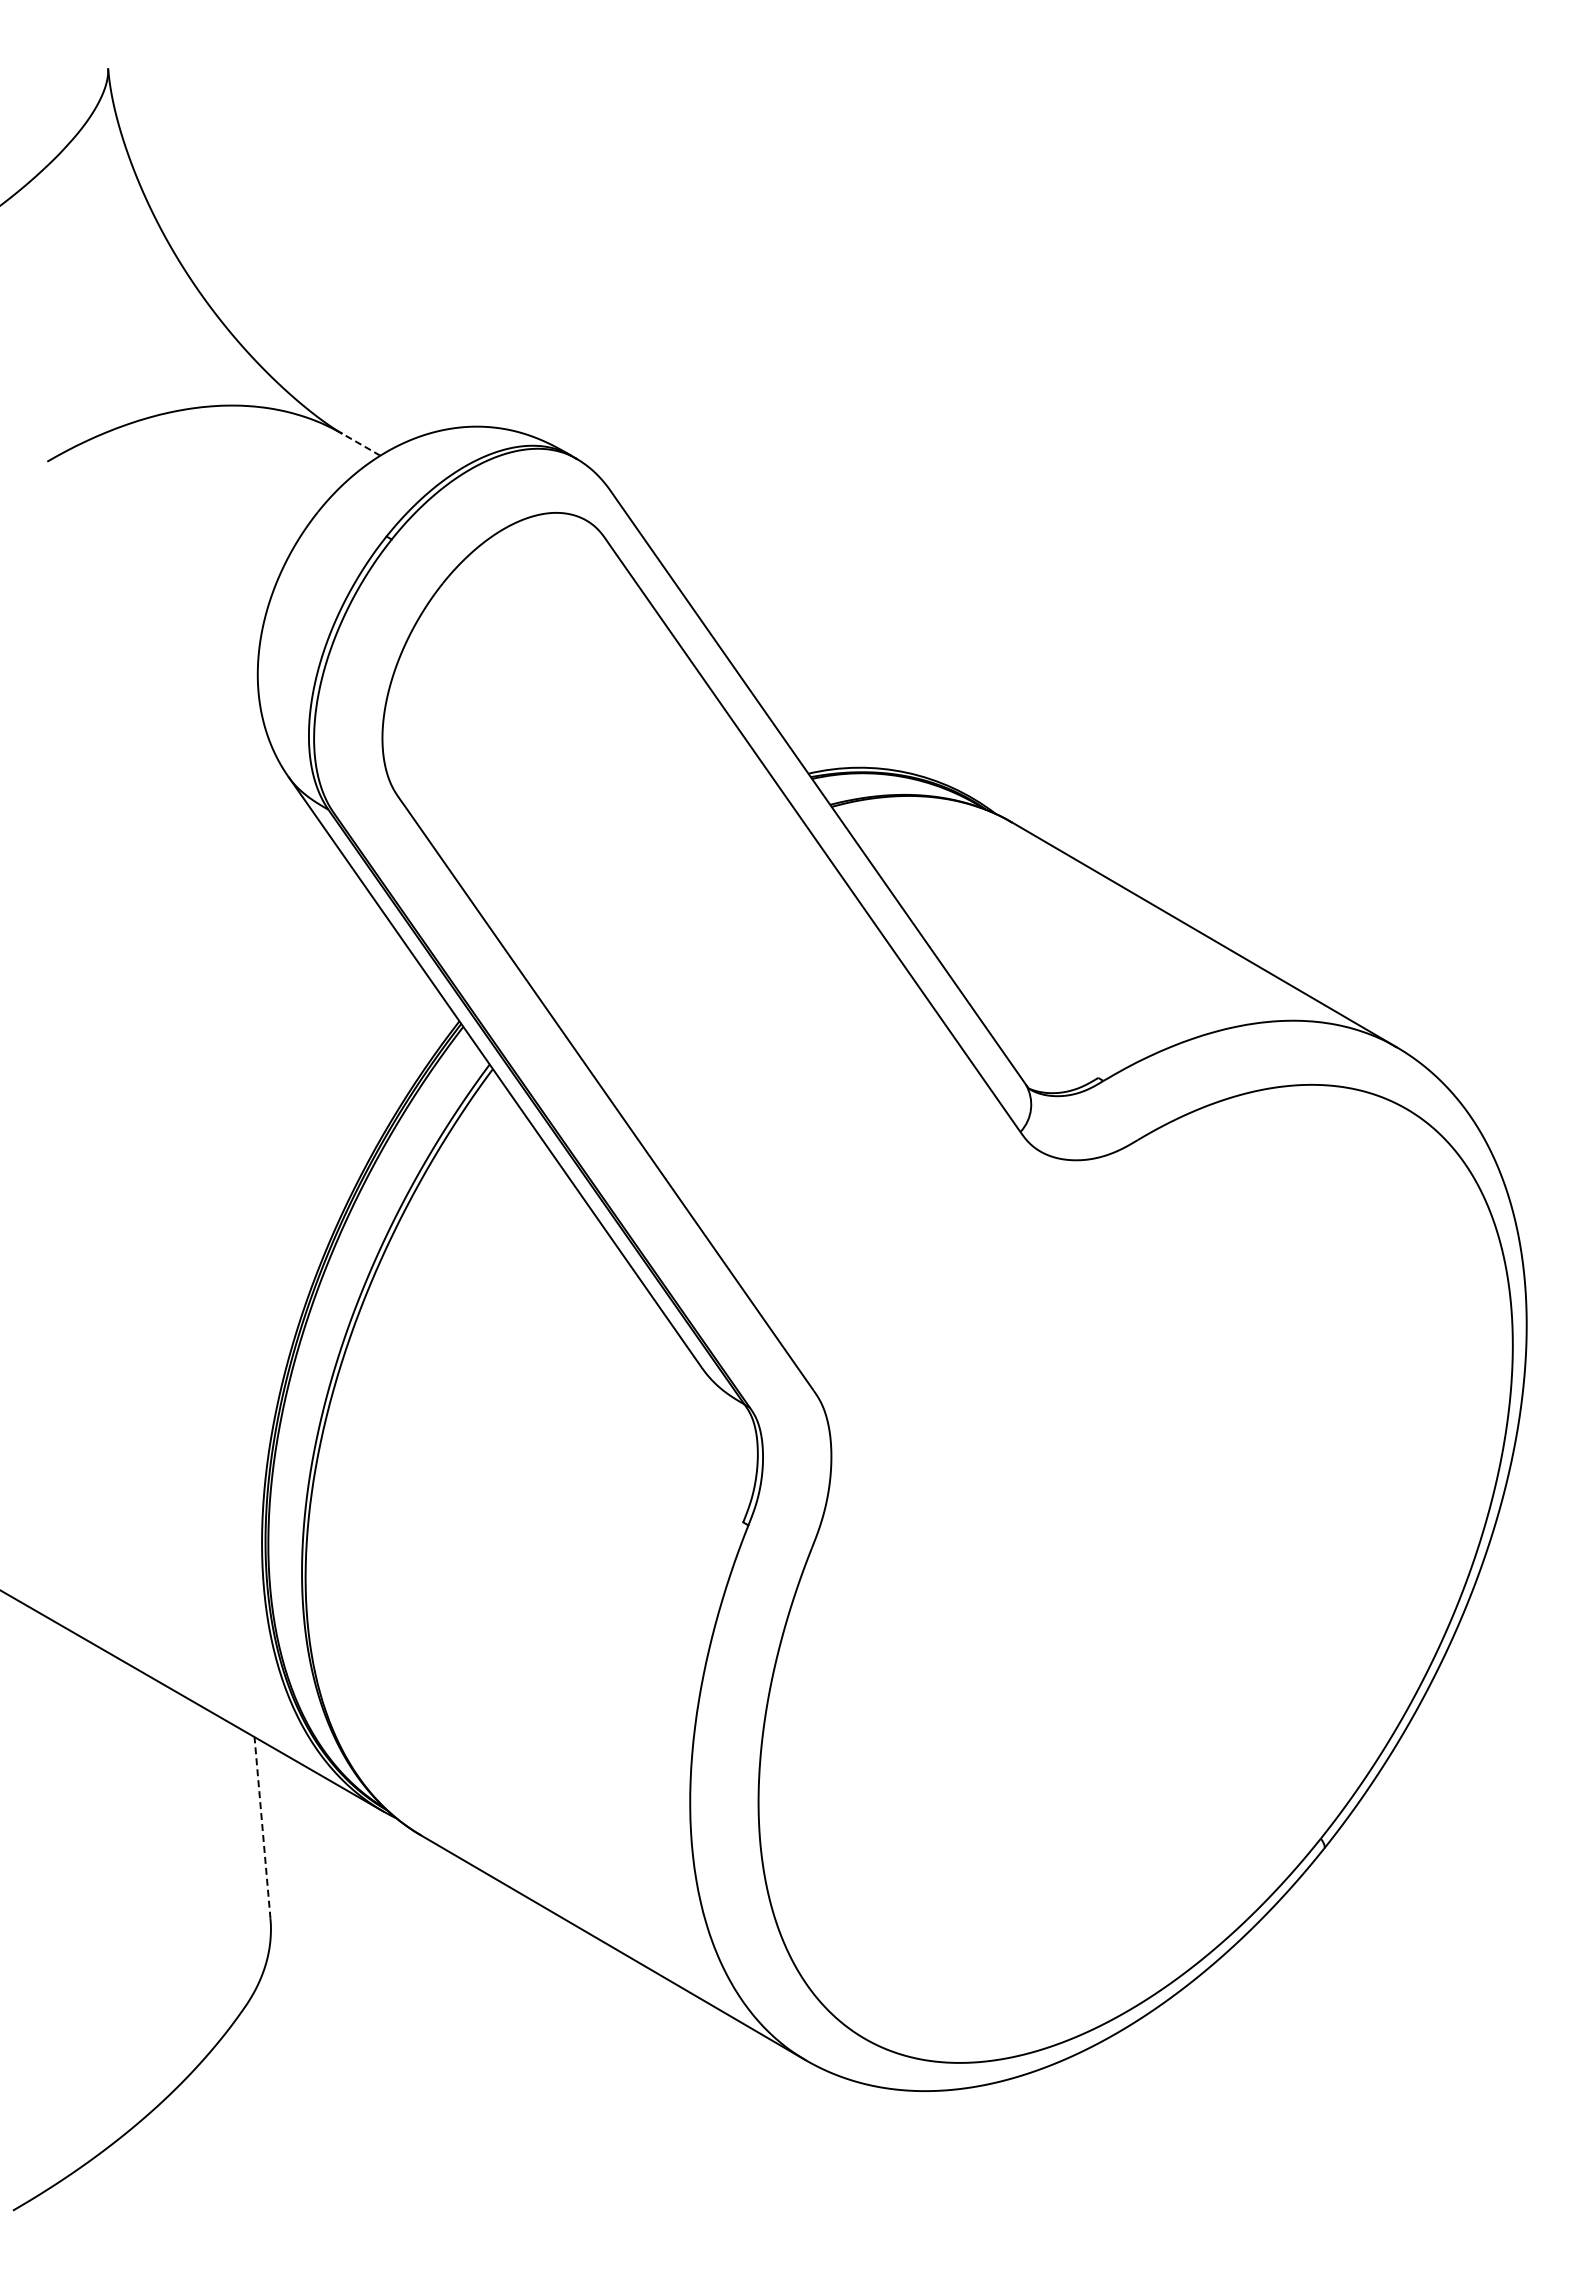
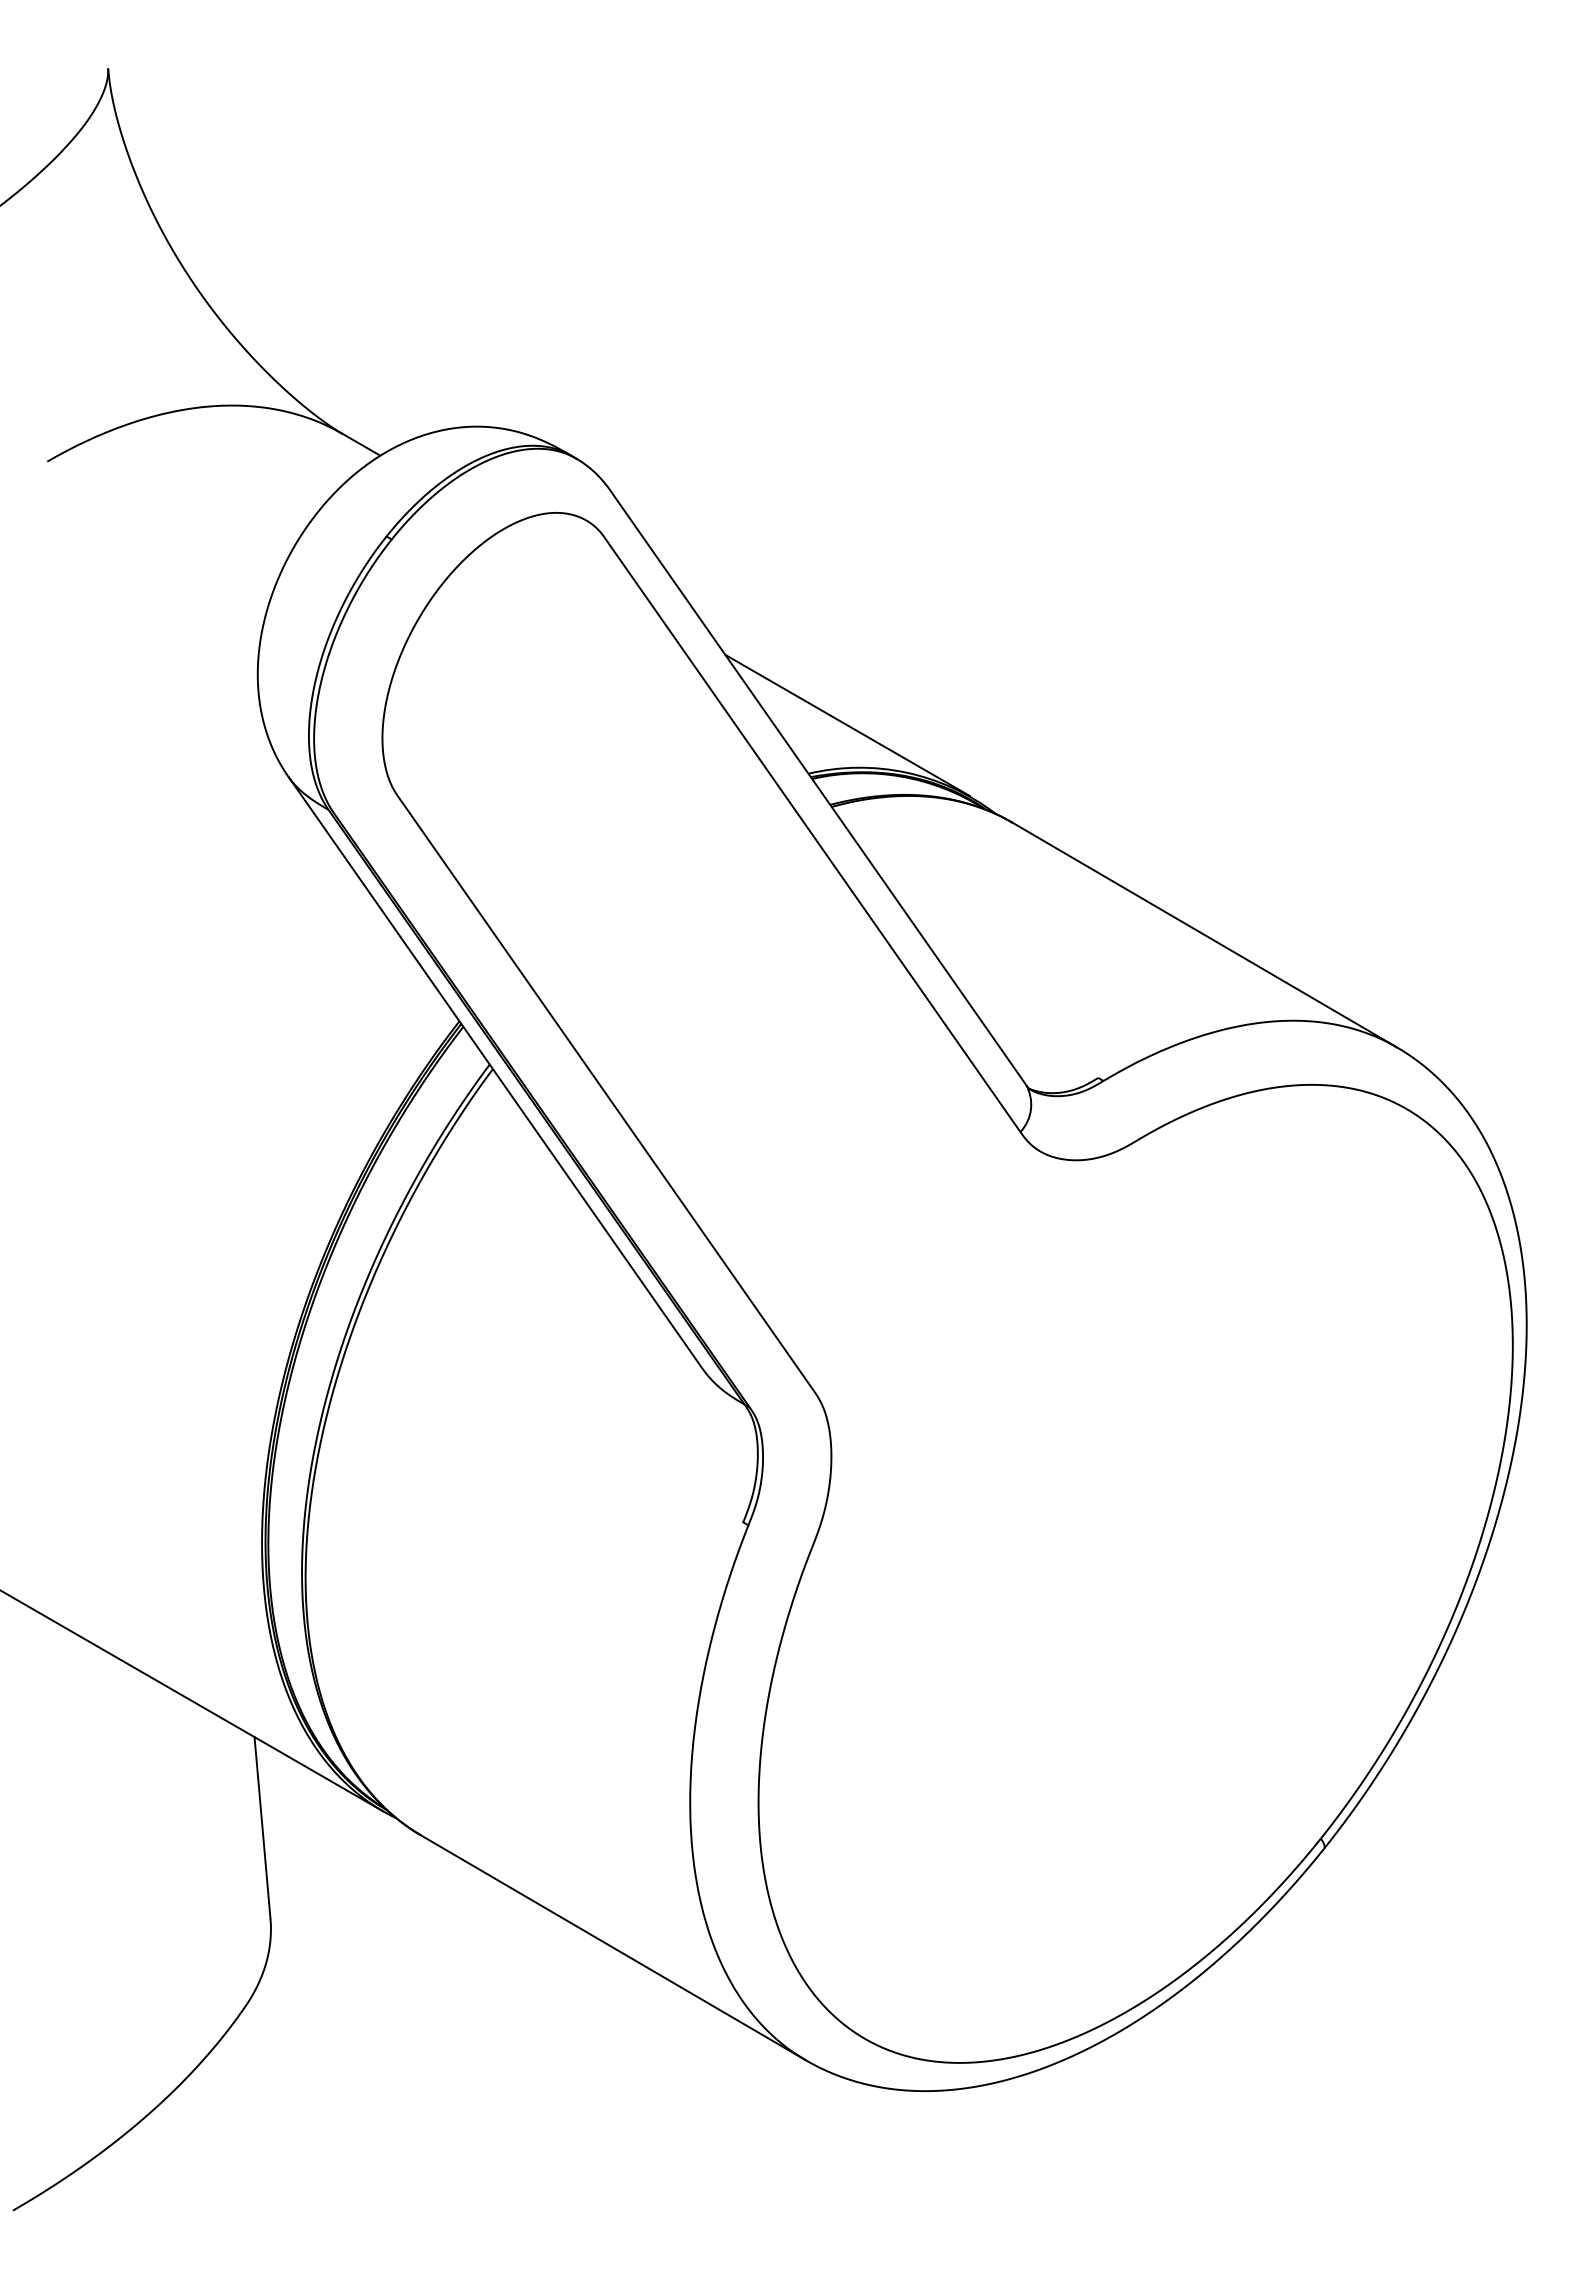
line: dashed -> solid (361, 444)
line: none -> present (847, 724)
line: dashed -> solid (262, 1827)
